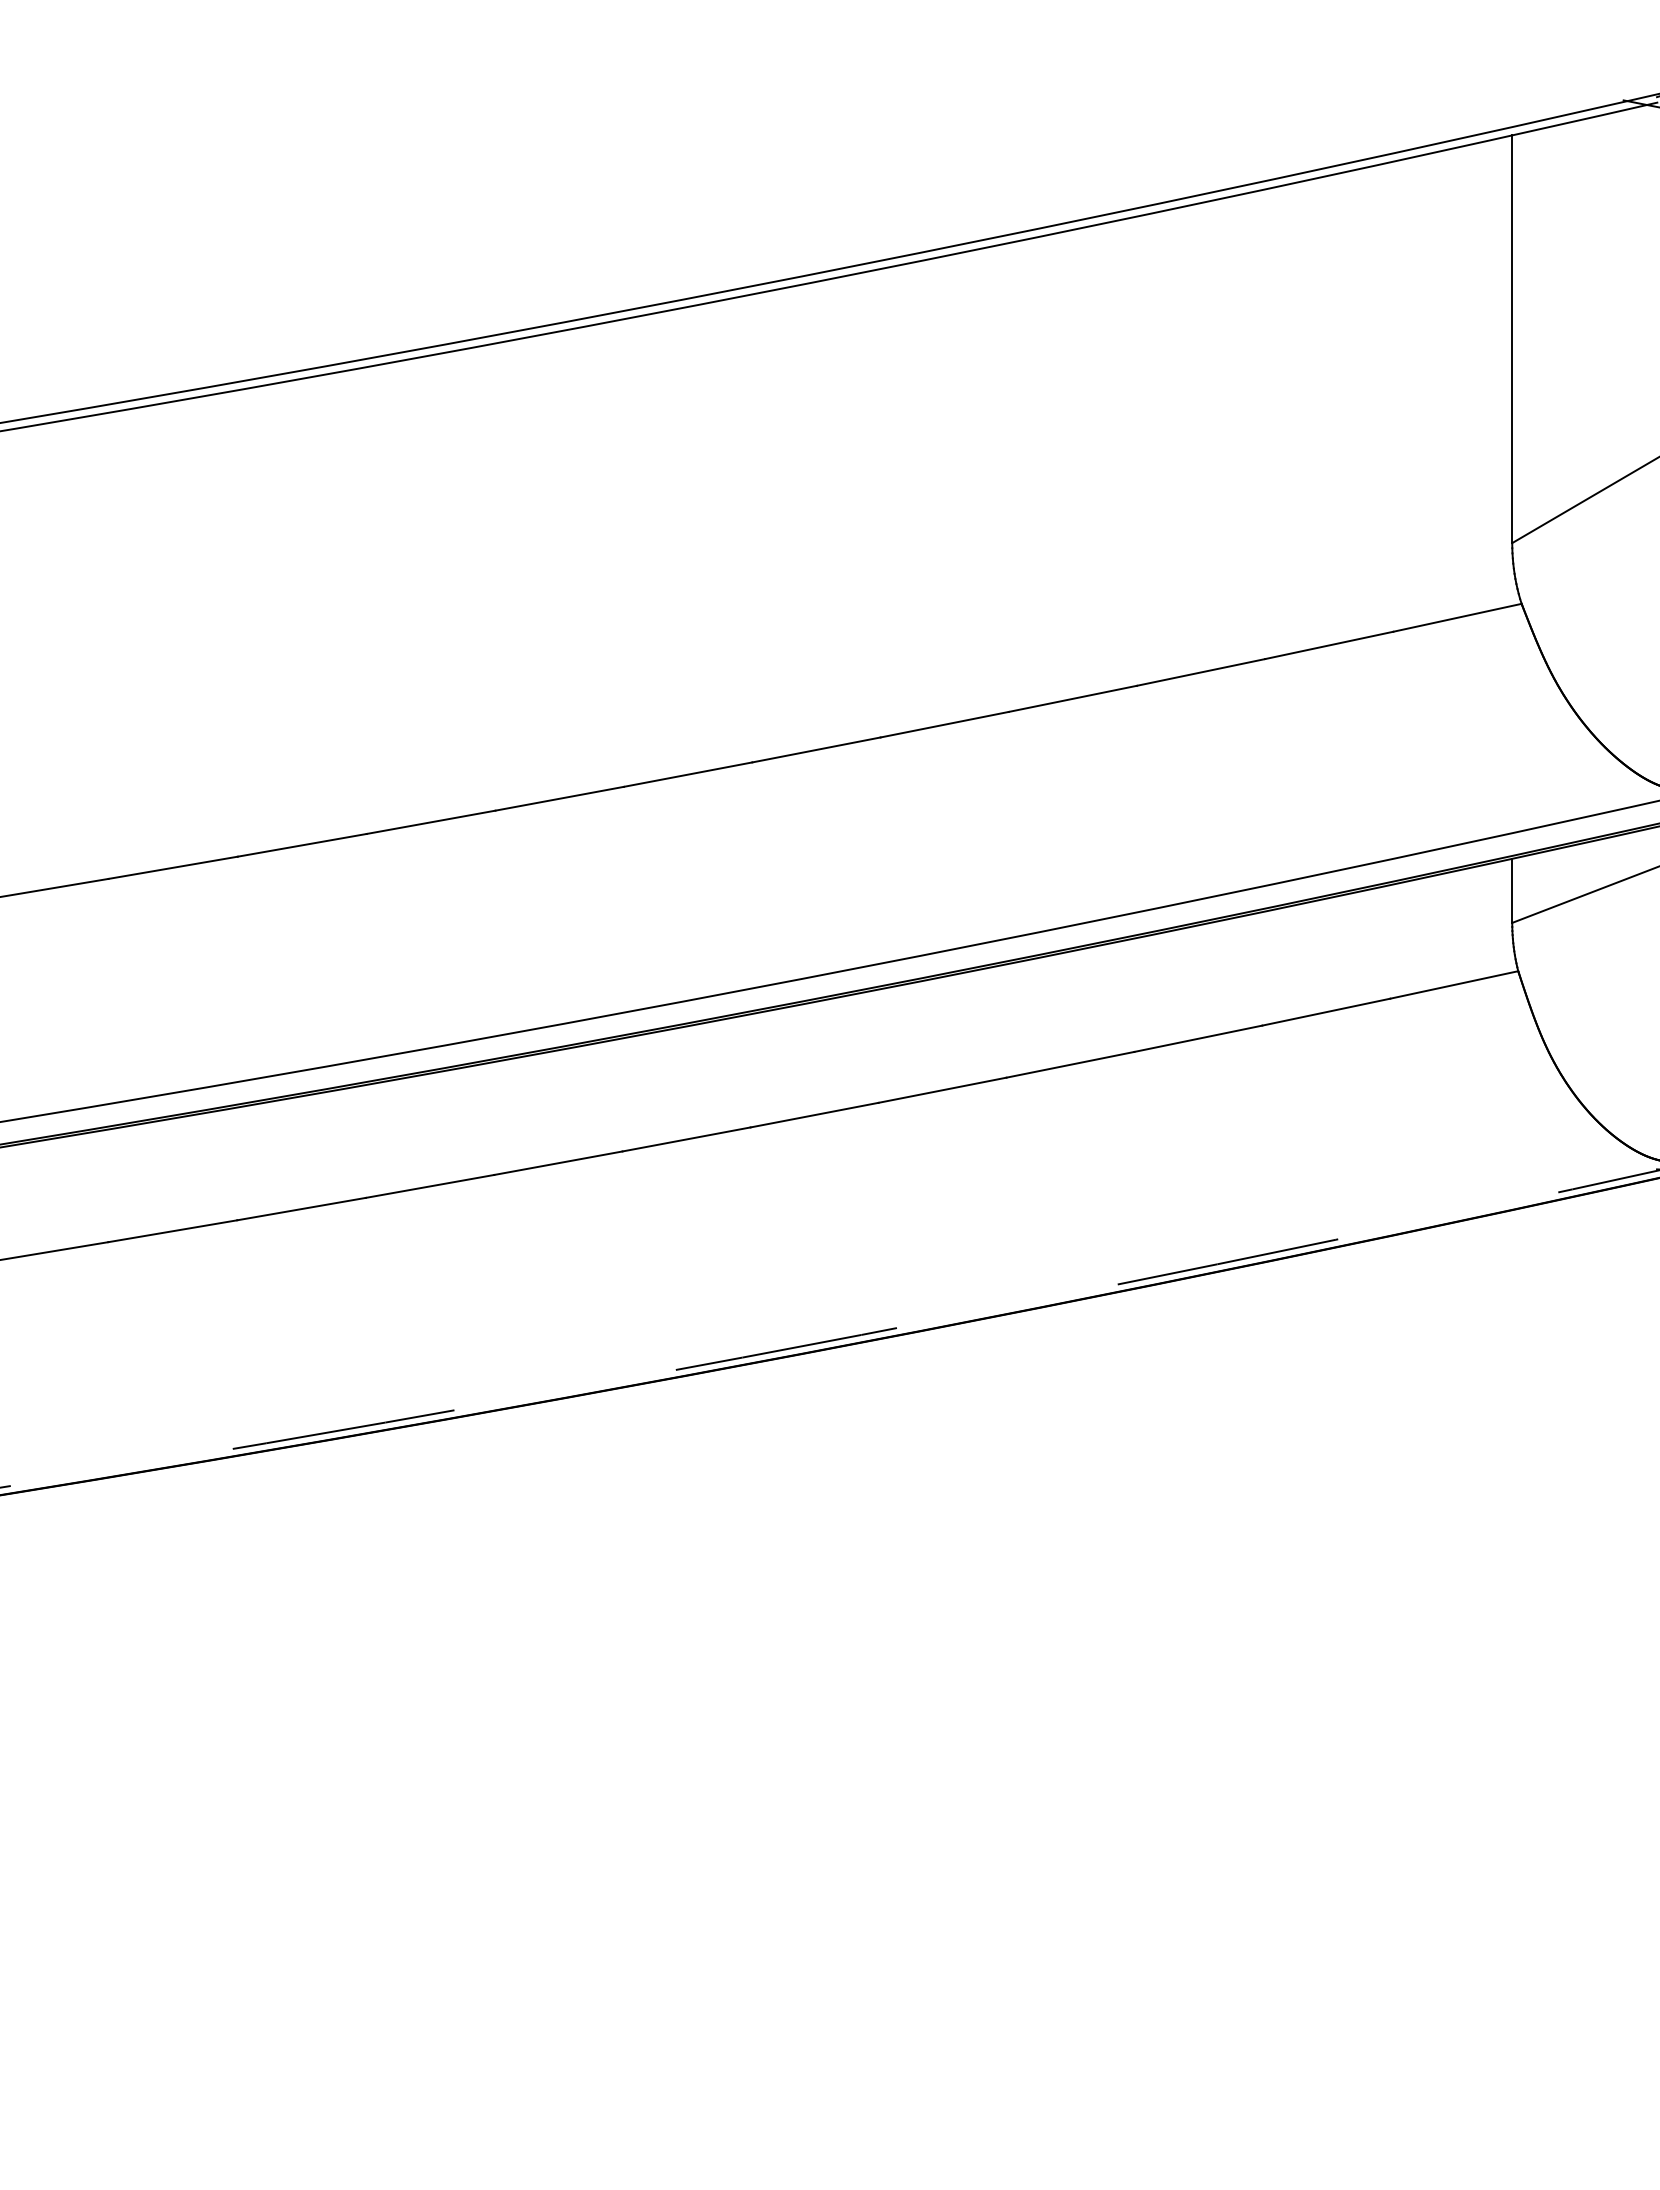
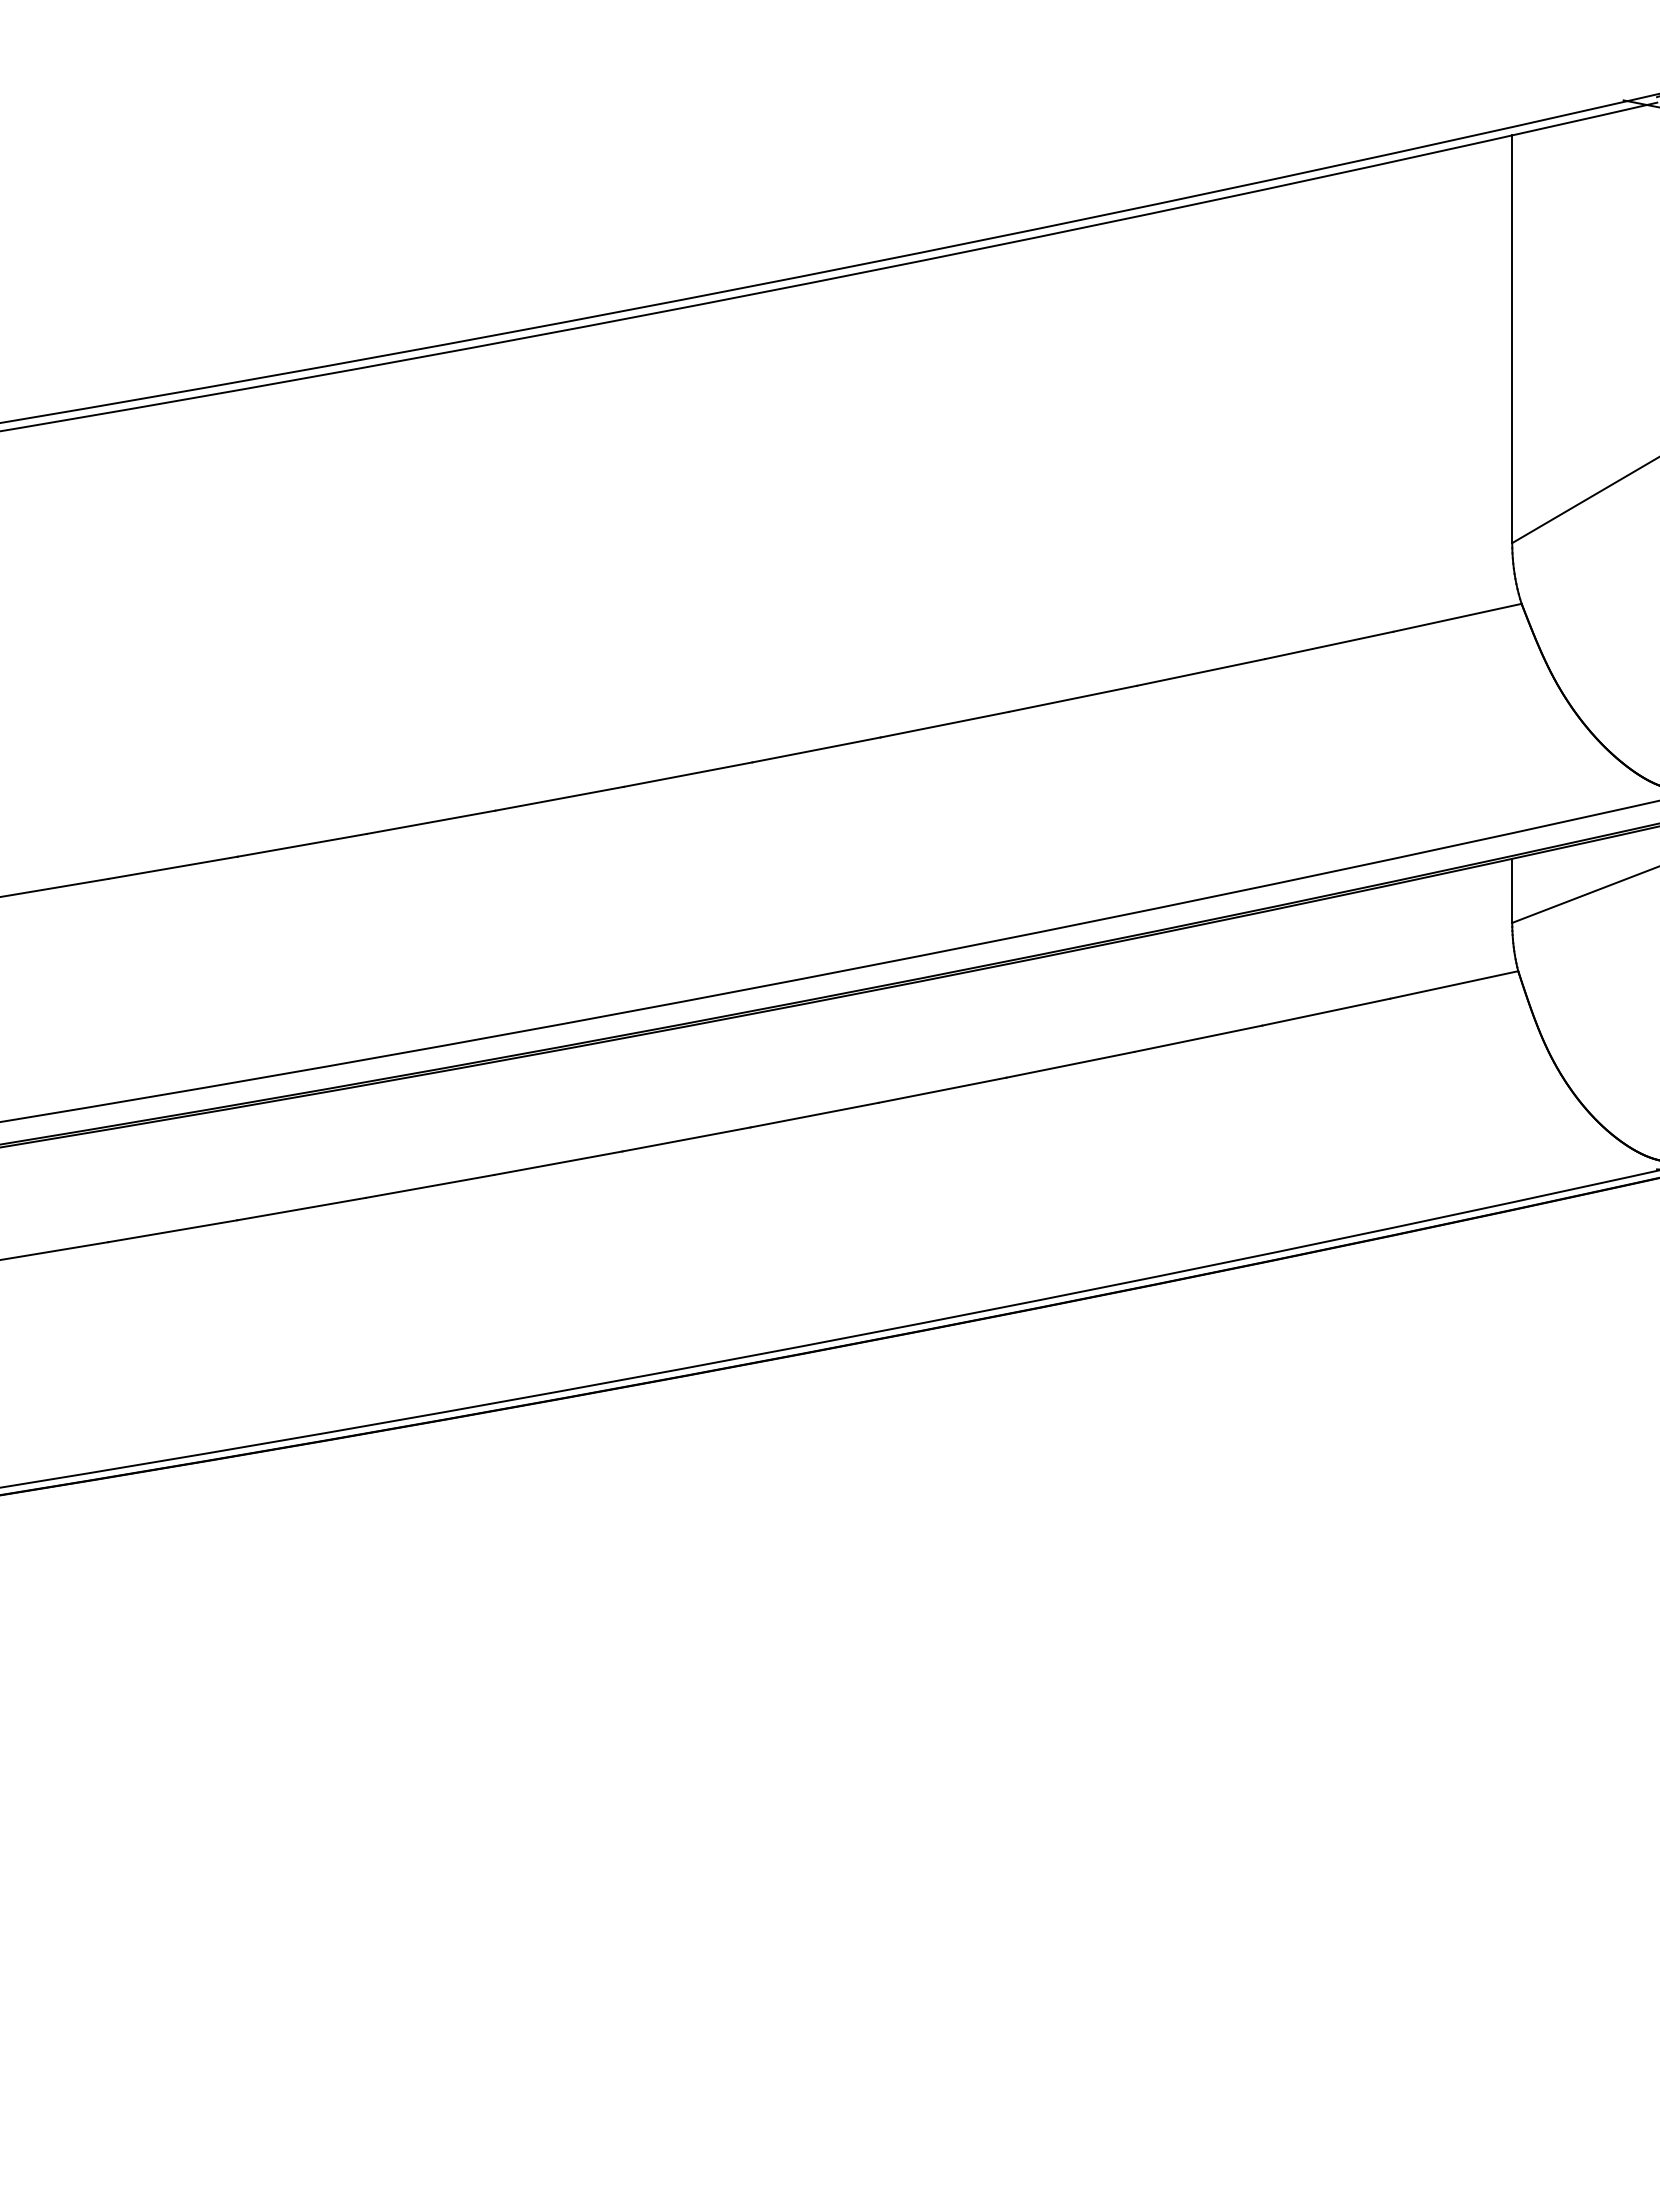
arc: dashed -> solid (832, 1340)
